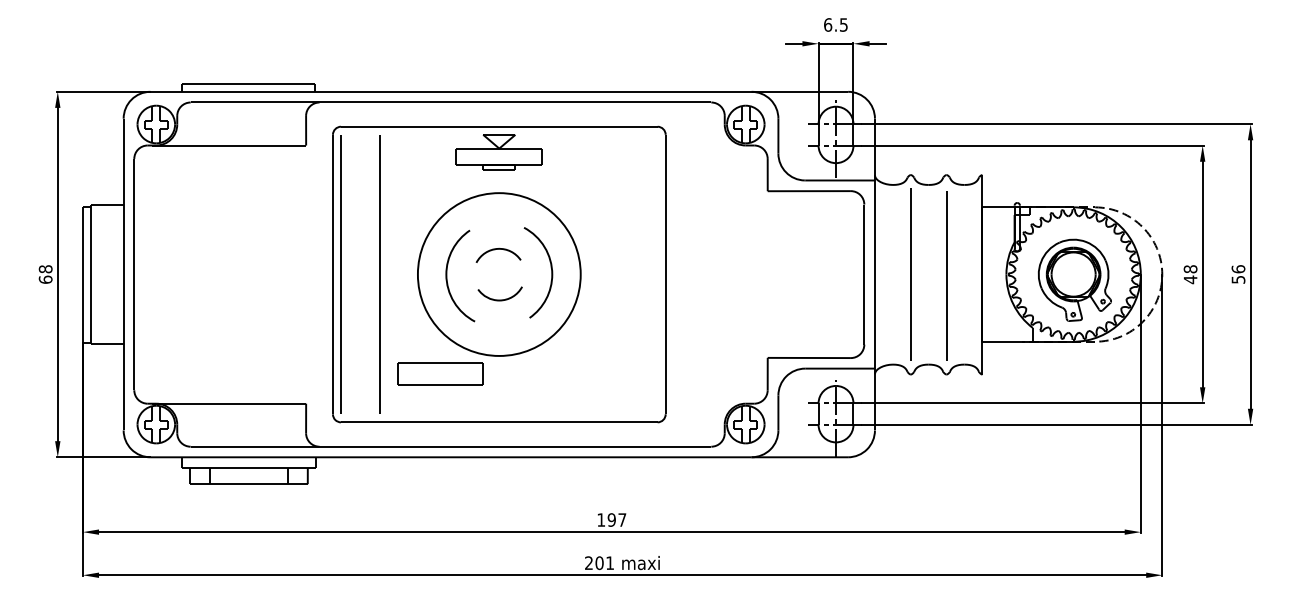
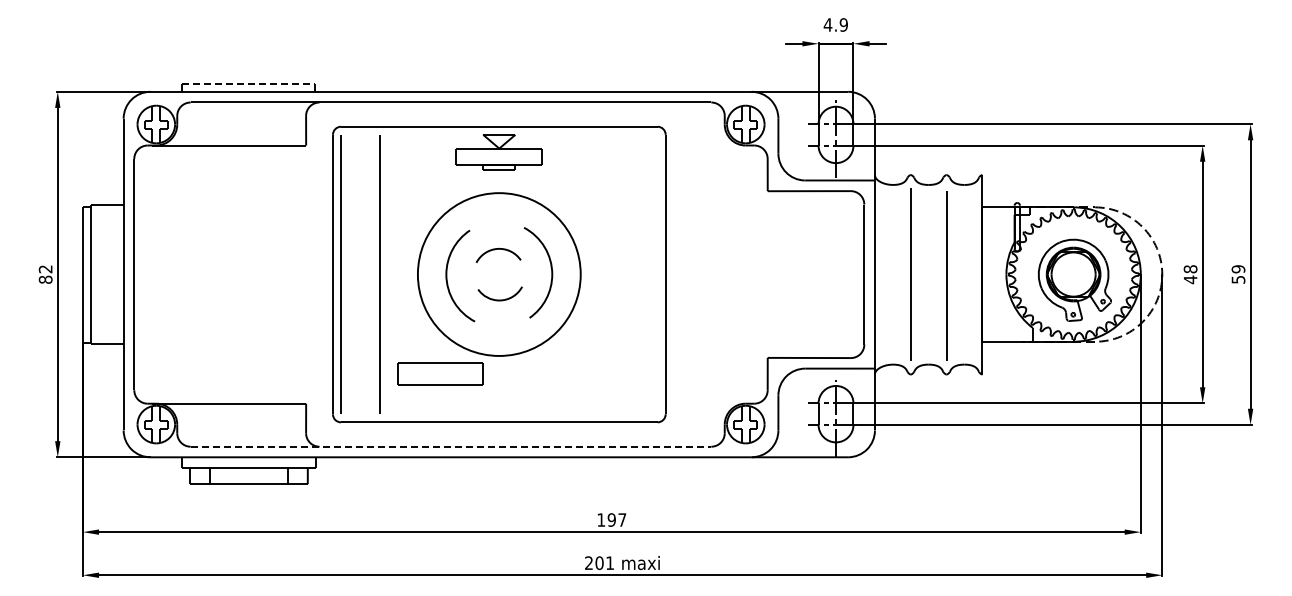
text: 6.5 -> 4.9 (835, 24)
line: solid -> dashed (249, 83)
text: 56 -> 59 (1238, 269)
text: 68 -> 82 (45, 274)
line: solid -> dashed (451, 446)
